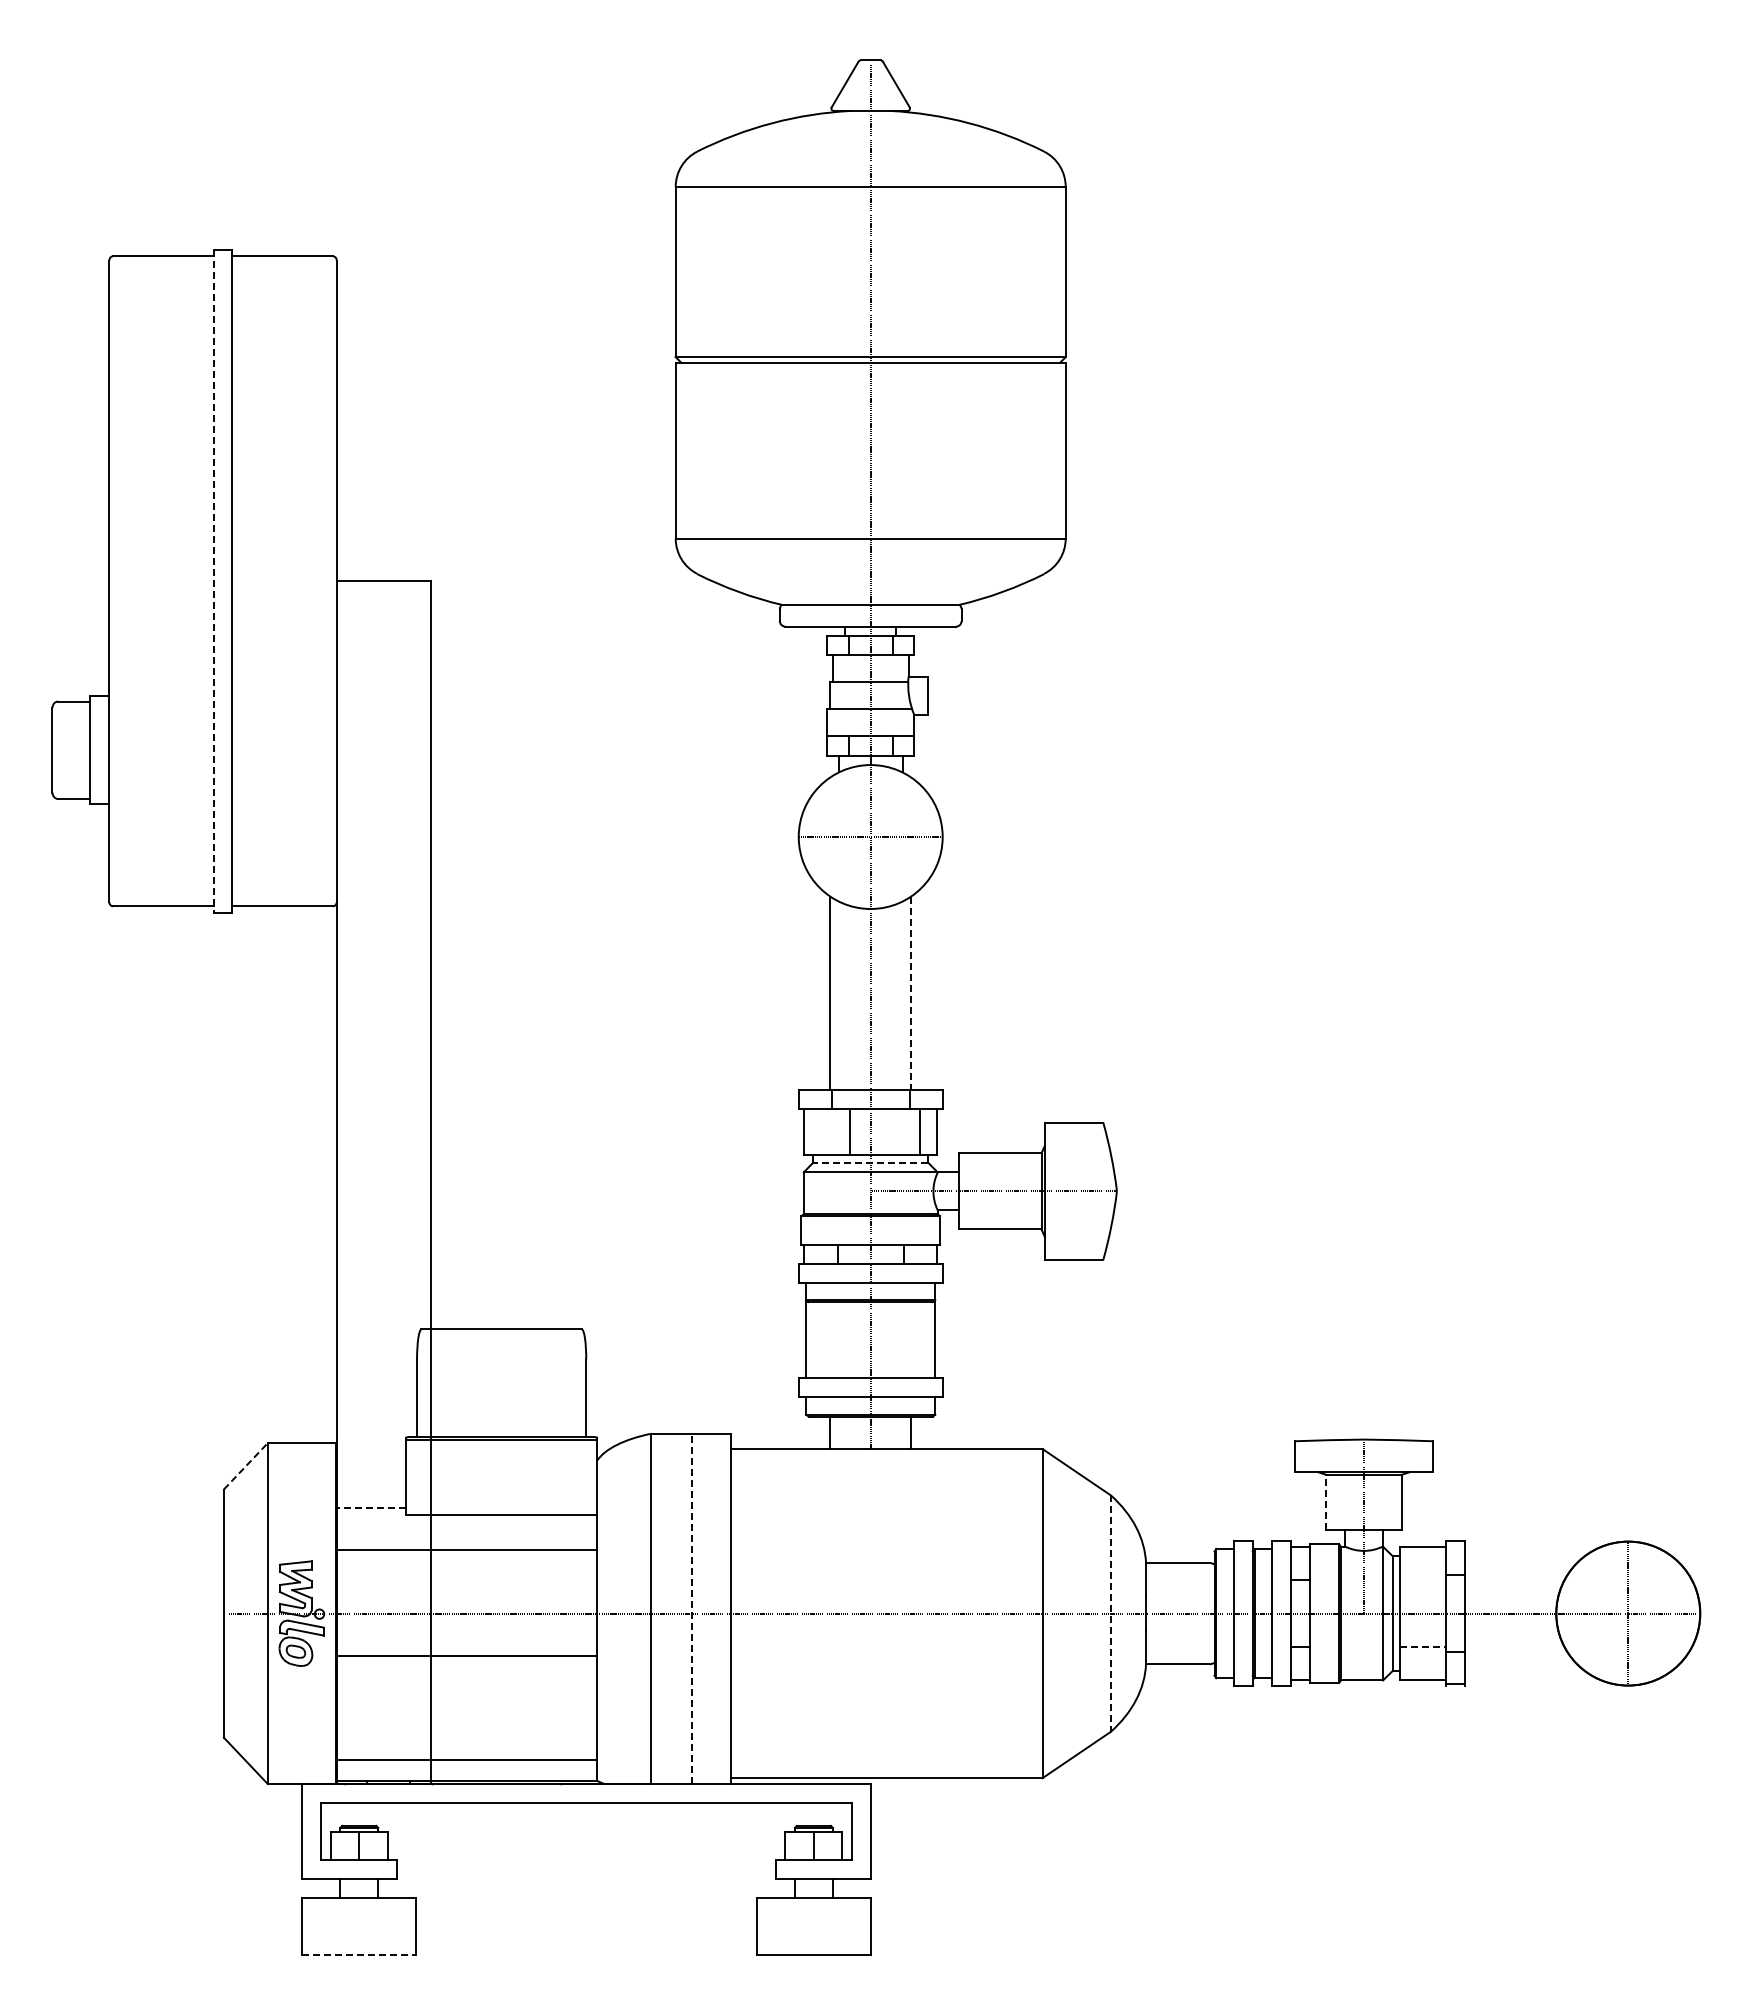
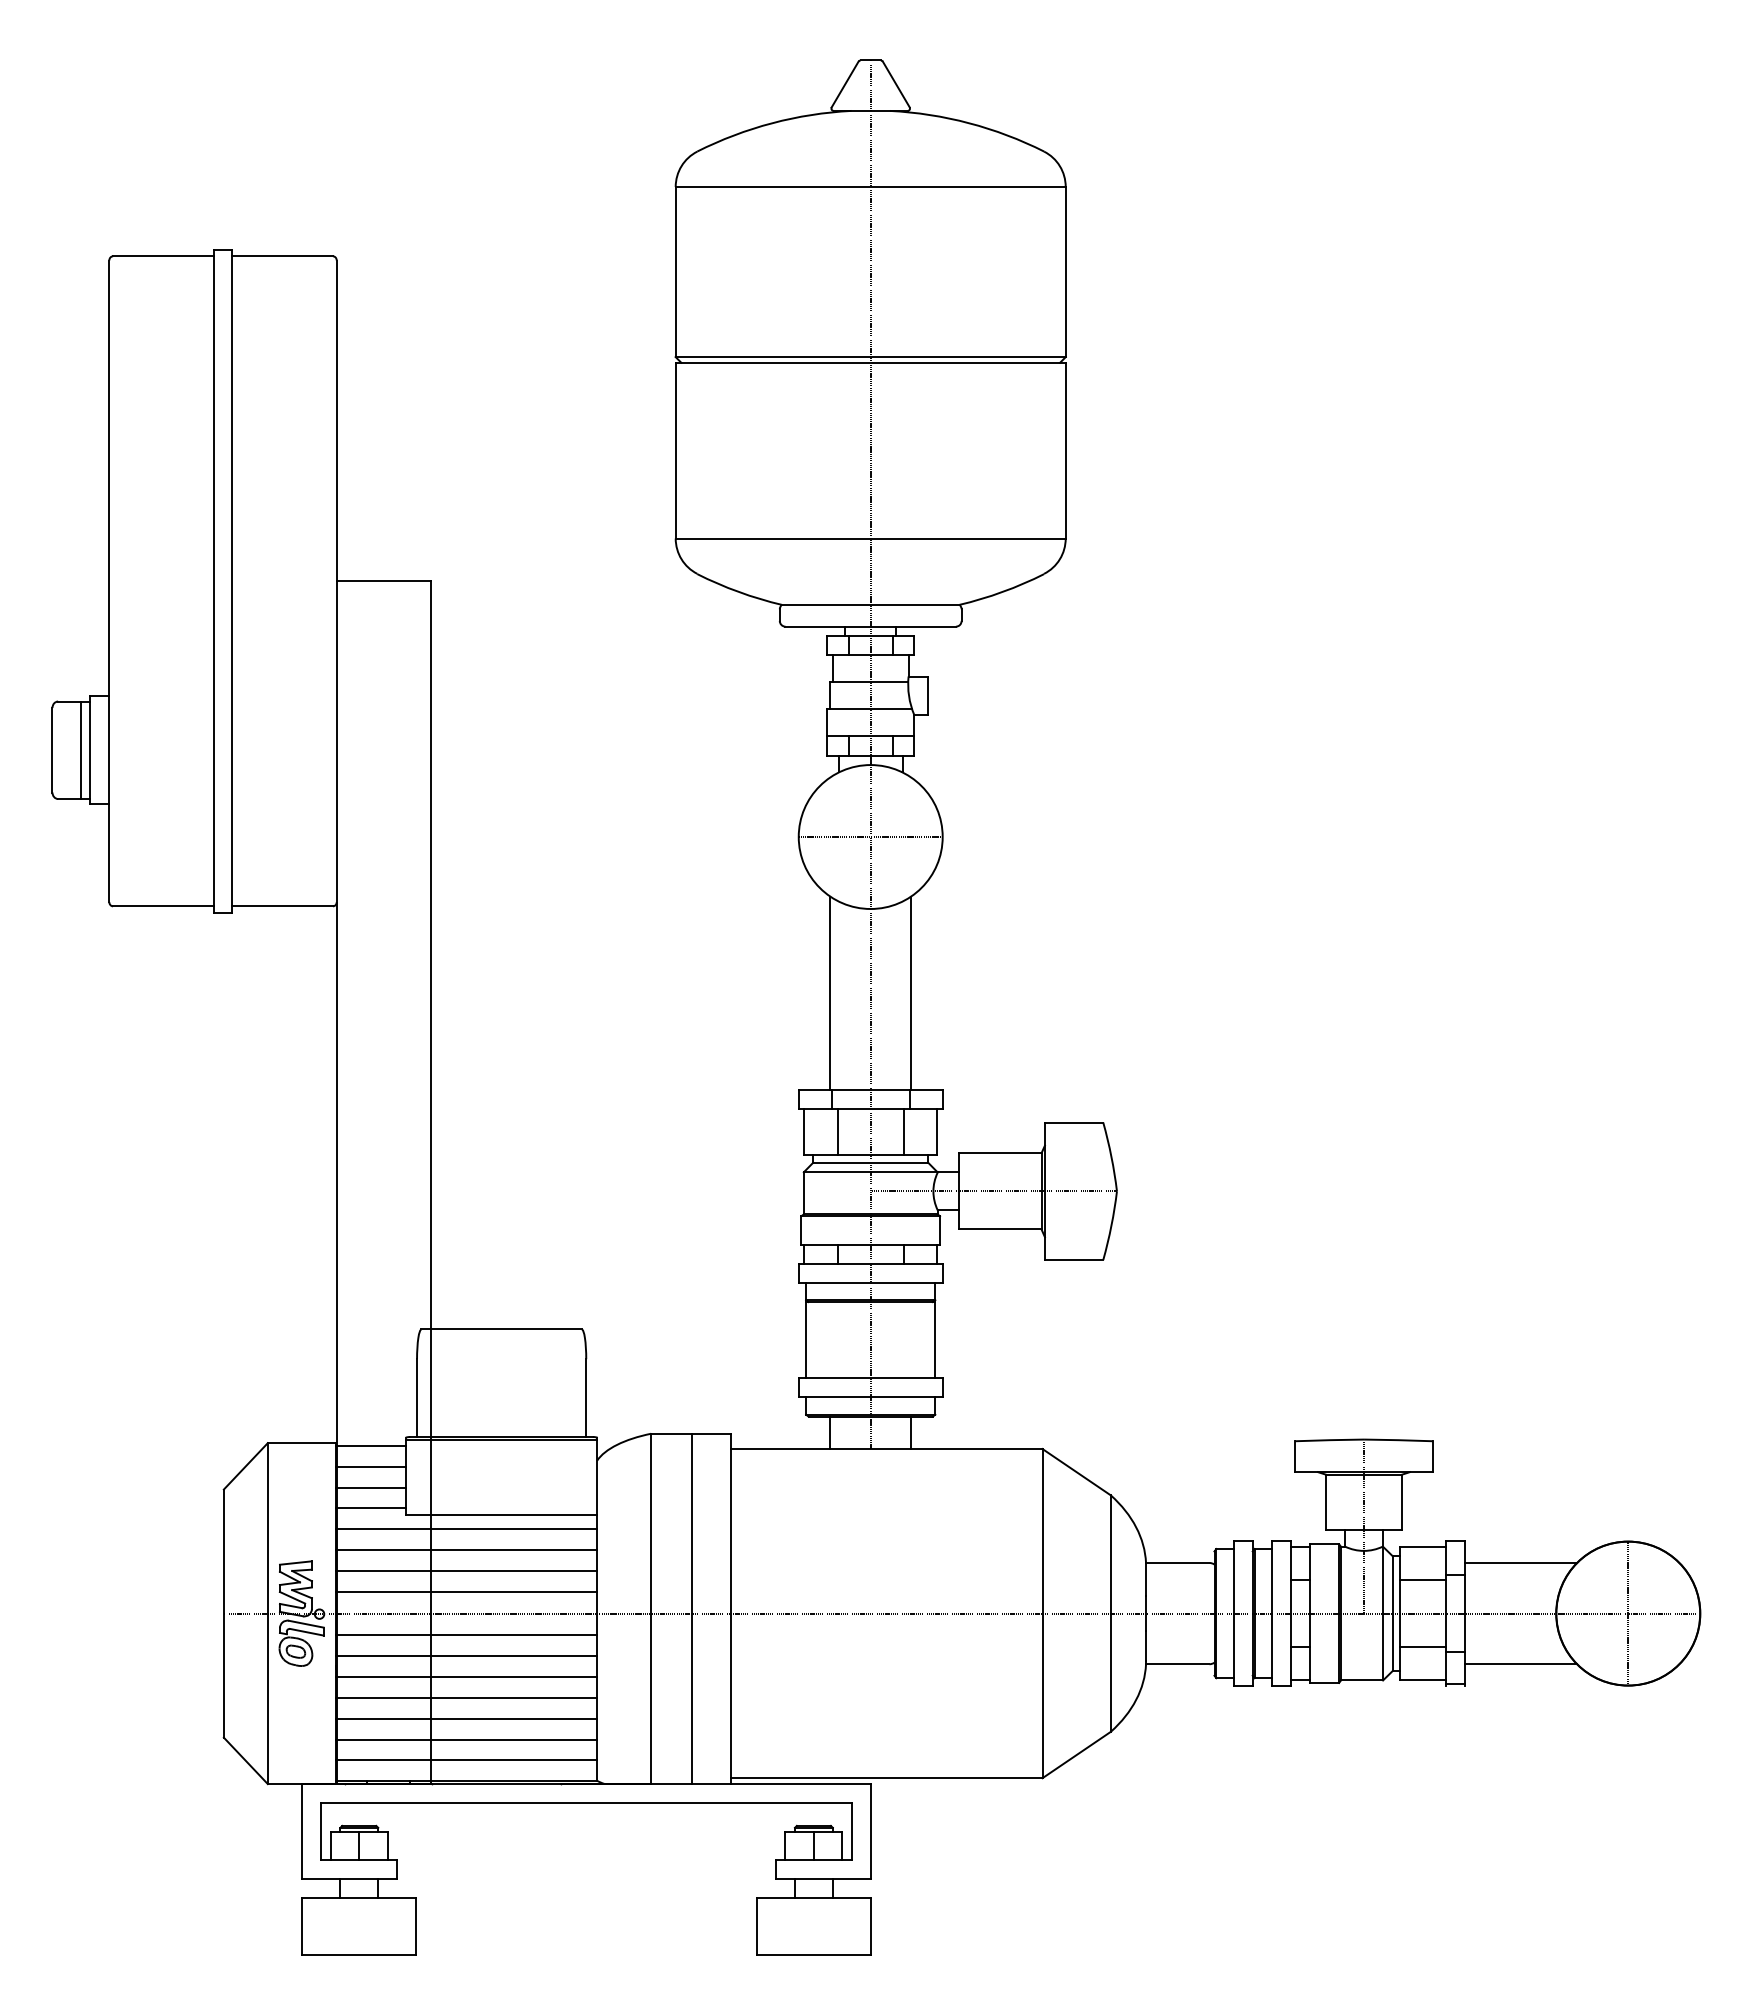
line: dashed -> solid (213, 581)
line: none -> present (80, 750)
line: dashed -> solid (911, 993)
line position: (849, 1132) -> (837, 1132) (837, 1132)
line position: (919, 1132) -> (903, 1132) (903, 1132)
line: dashed -> solid (870, 1162)
line: none -> present (370, 1446)
line: dashed -> solid (245, 1466)
line: none -> present (370, 1467)
line: none -> present (370, 1487)
line: dashed -> solid (1325, 1502)
line: dashed -> solid (370, 1508)
line: none -> present (466, 1528)
line: none -> present (1521, 1562)
line: none -> present (466, 1571)
line: none -> present (1423, 1580)
line: none -> present (466, 1592)
line: dashed -> solid (691, 1608)
line: dashed -> solid (1110, 1614)
line: none -> present (466, 1634)
line: dashed -> solid (1423, 1646)
line: none -> present (1521, 1664)
line: none -> present (466, 1677)
line: none -> present (466, 1698)
line: none -> present (466, 1718)
line: none -> present (466, 1739)
line: dashed -> solid (359, 1954)
